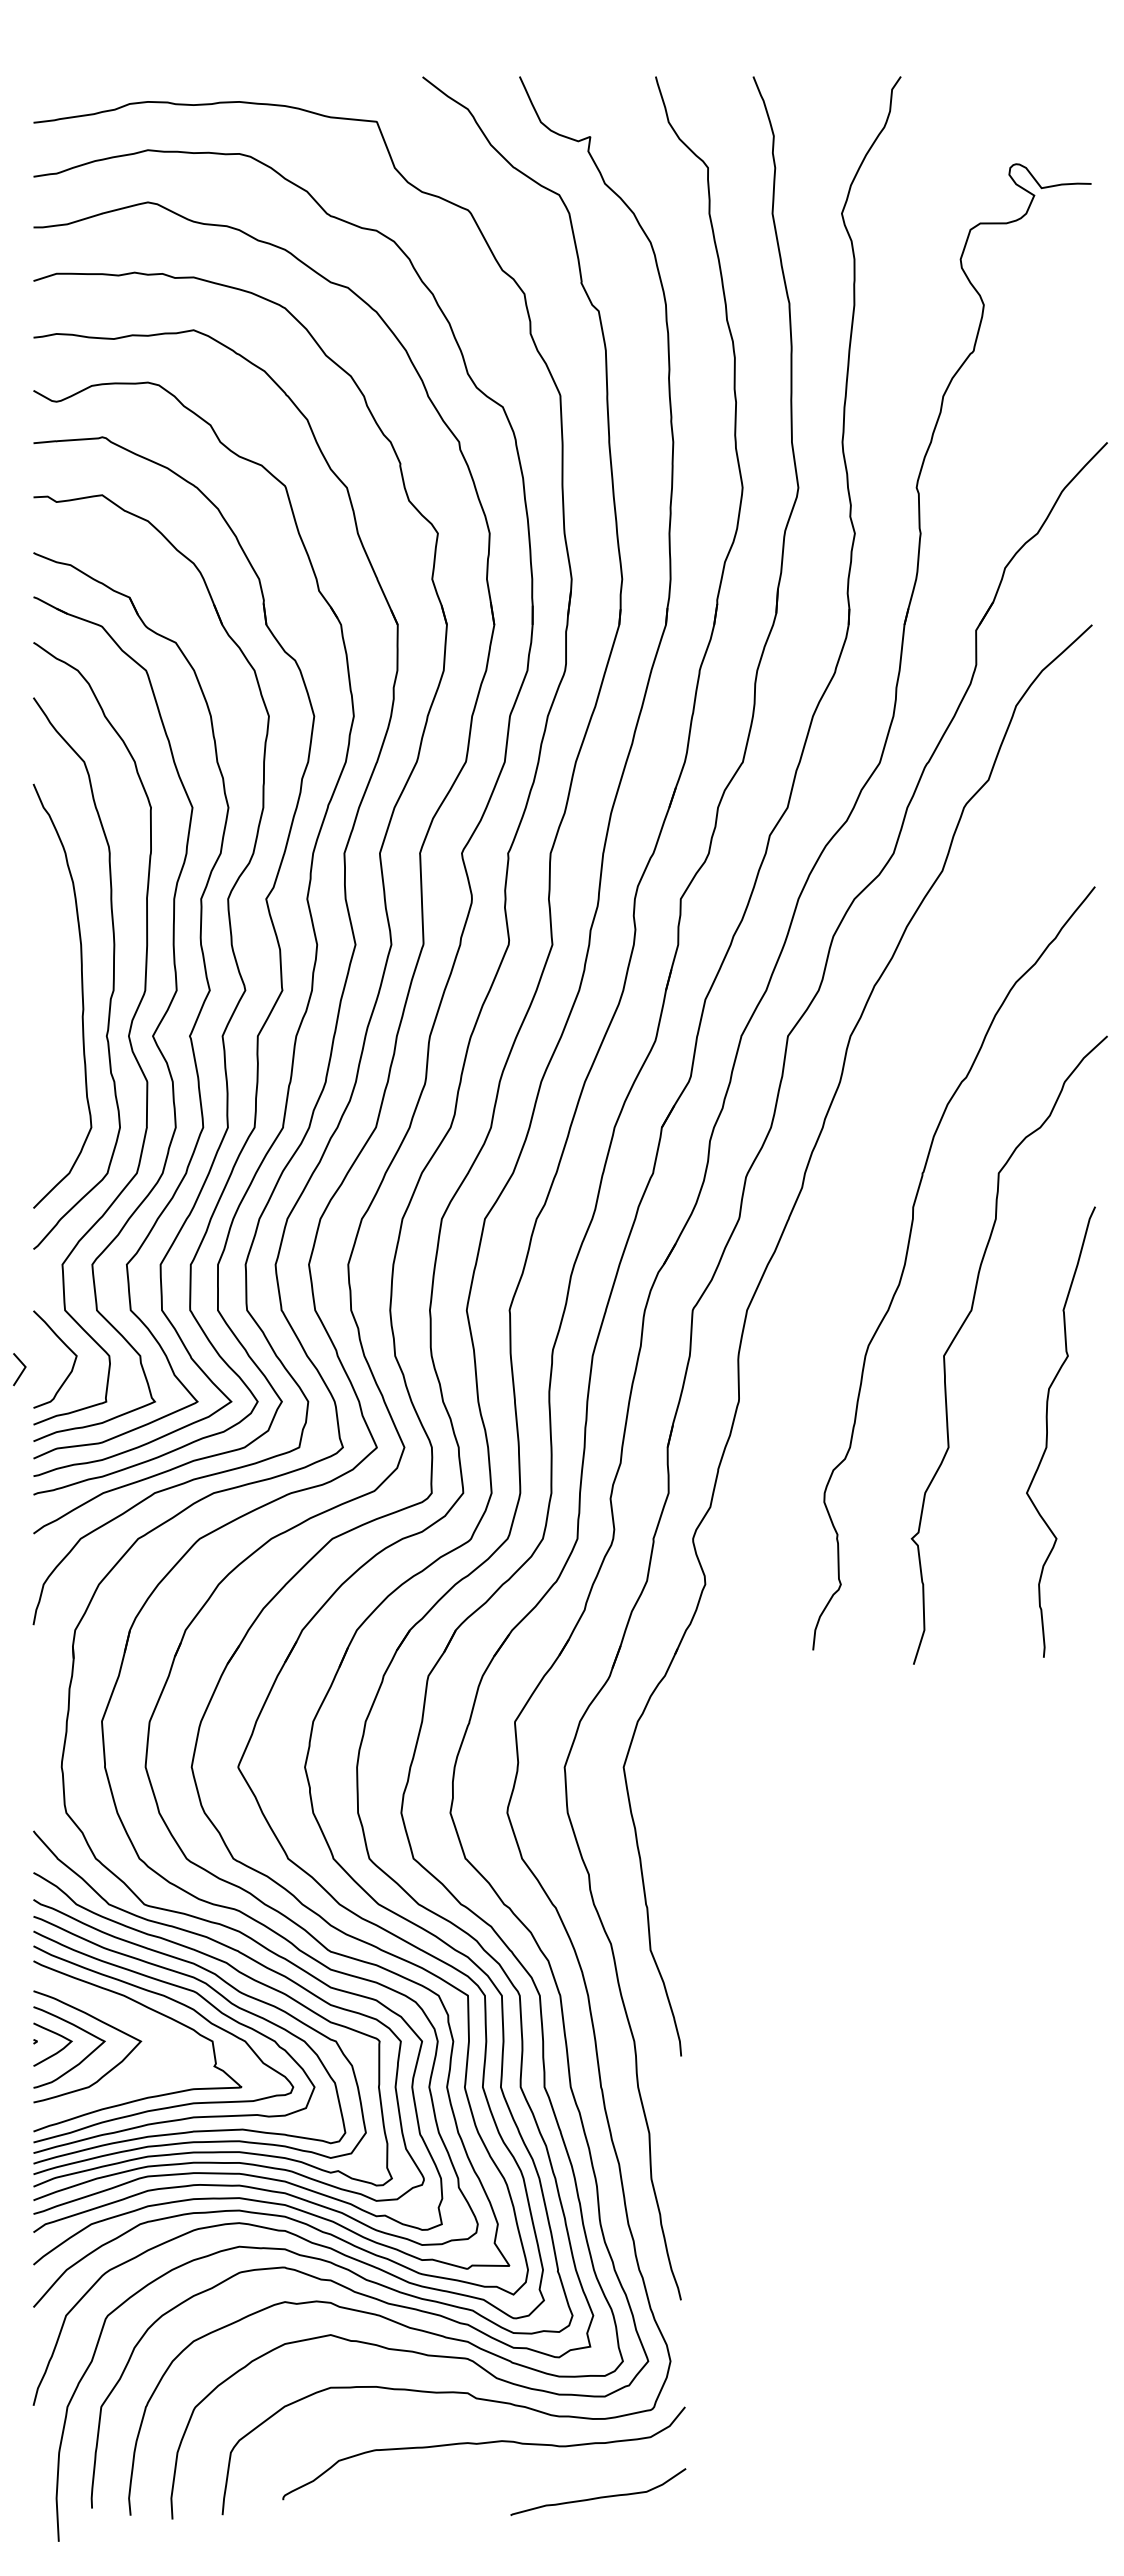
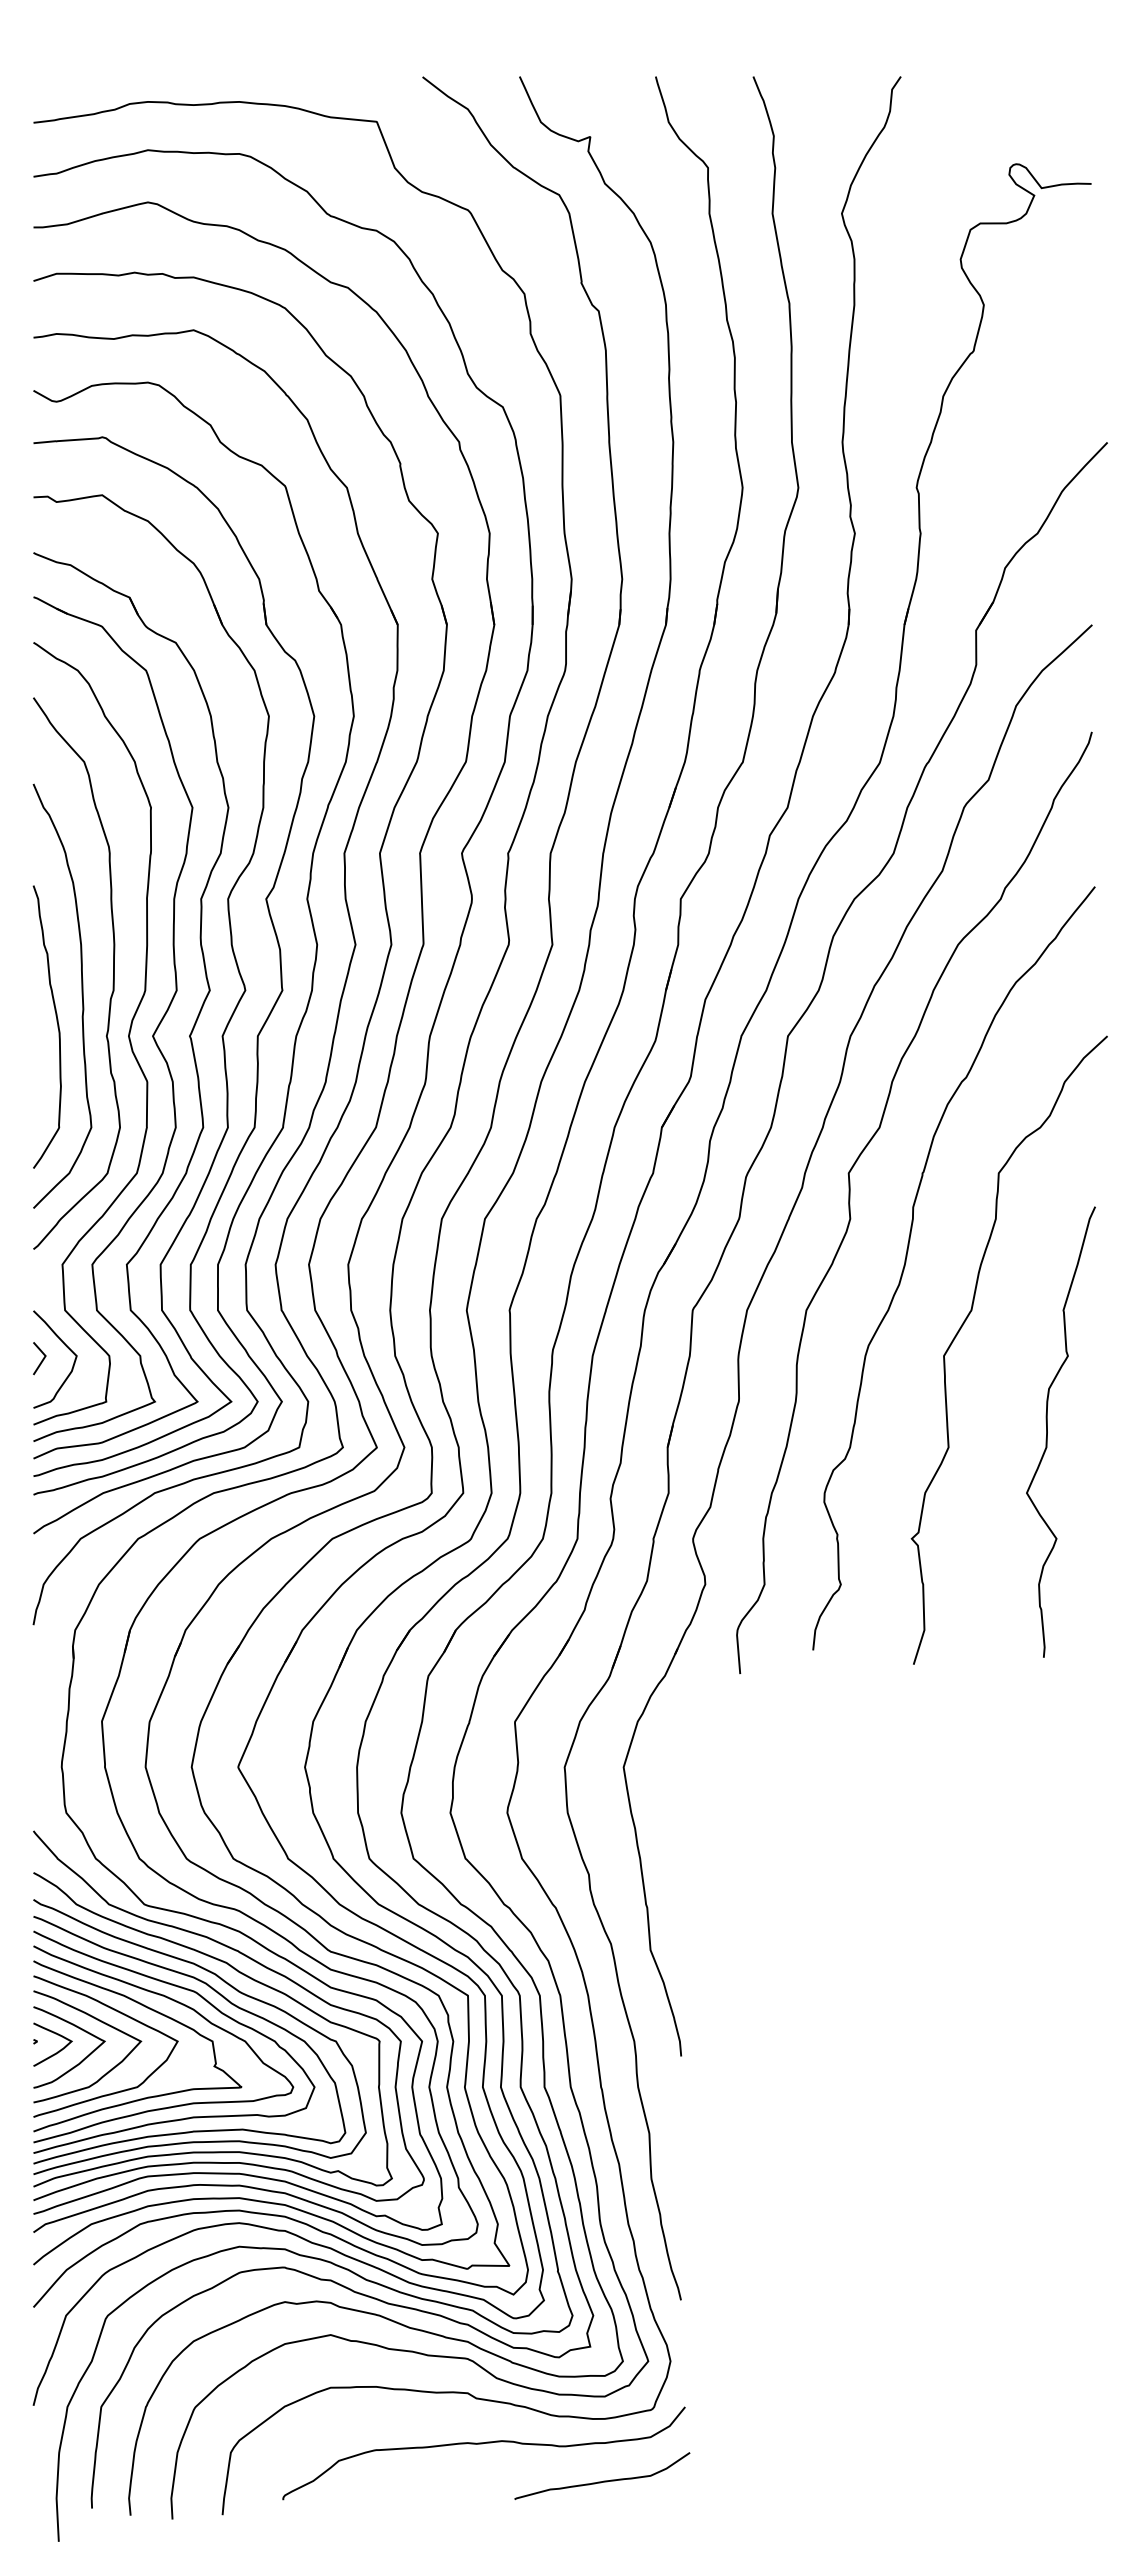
curve: none -> present (56, 1022)
curve: none -> present (850, 1202)
line position: (21, 1371) -> (41, 1360) (41, 1360)
curve: none -> present (121, 2014)
curve position: (599, 2496) -> (603, 2480) (603, 2480)
